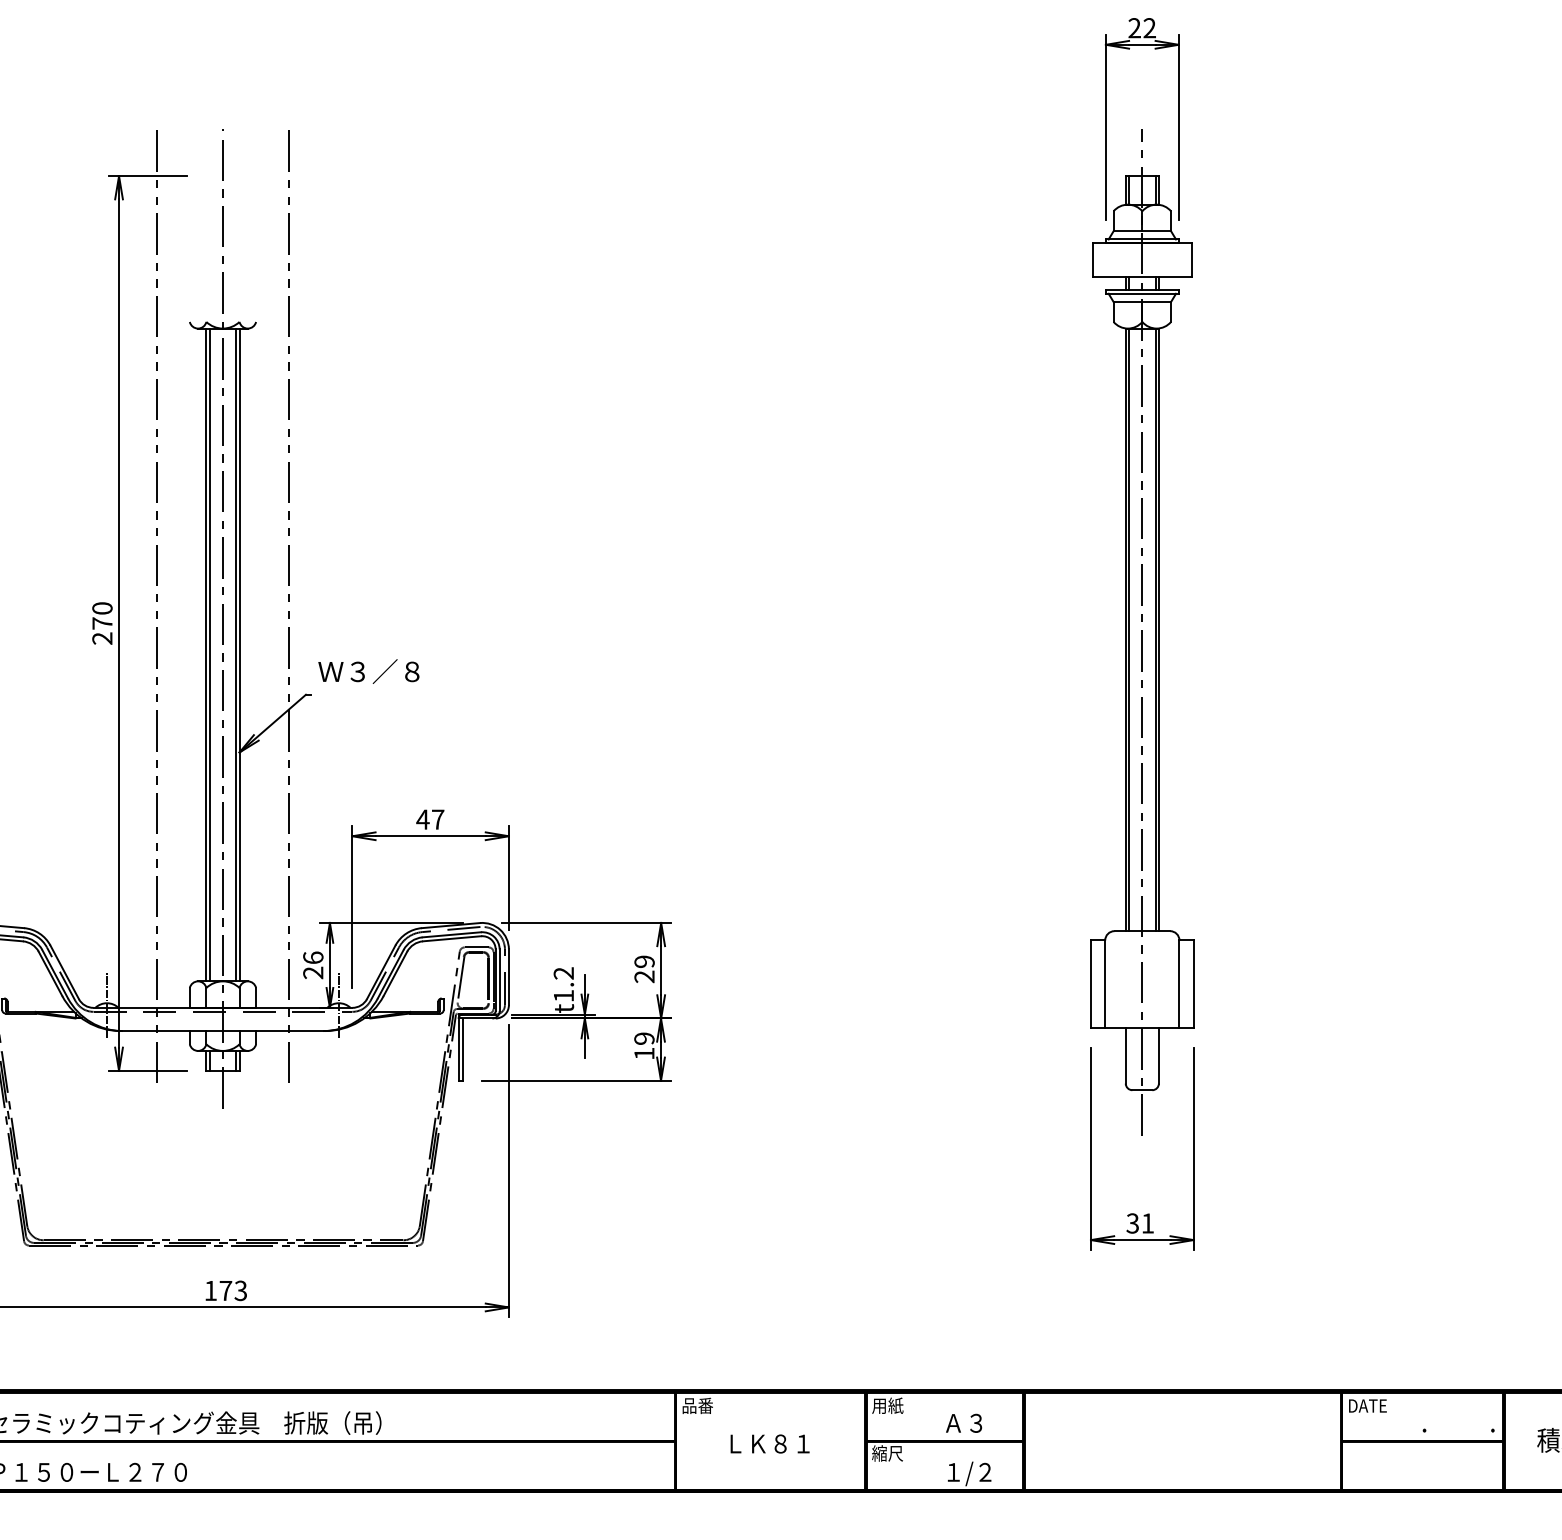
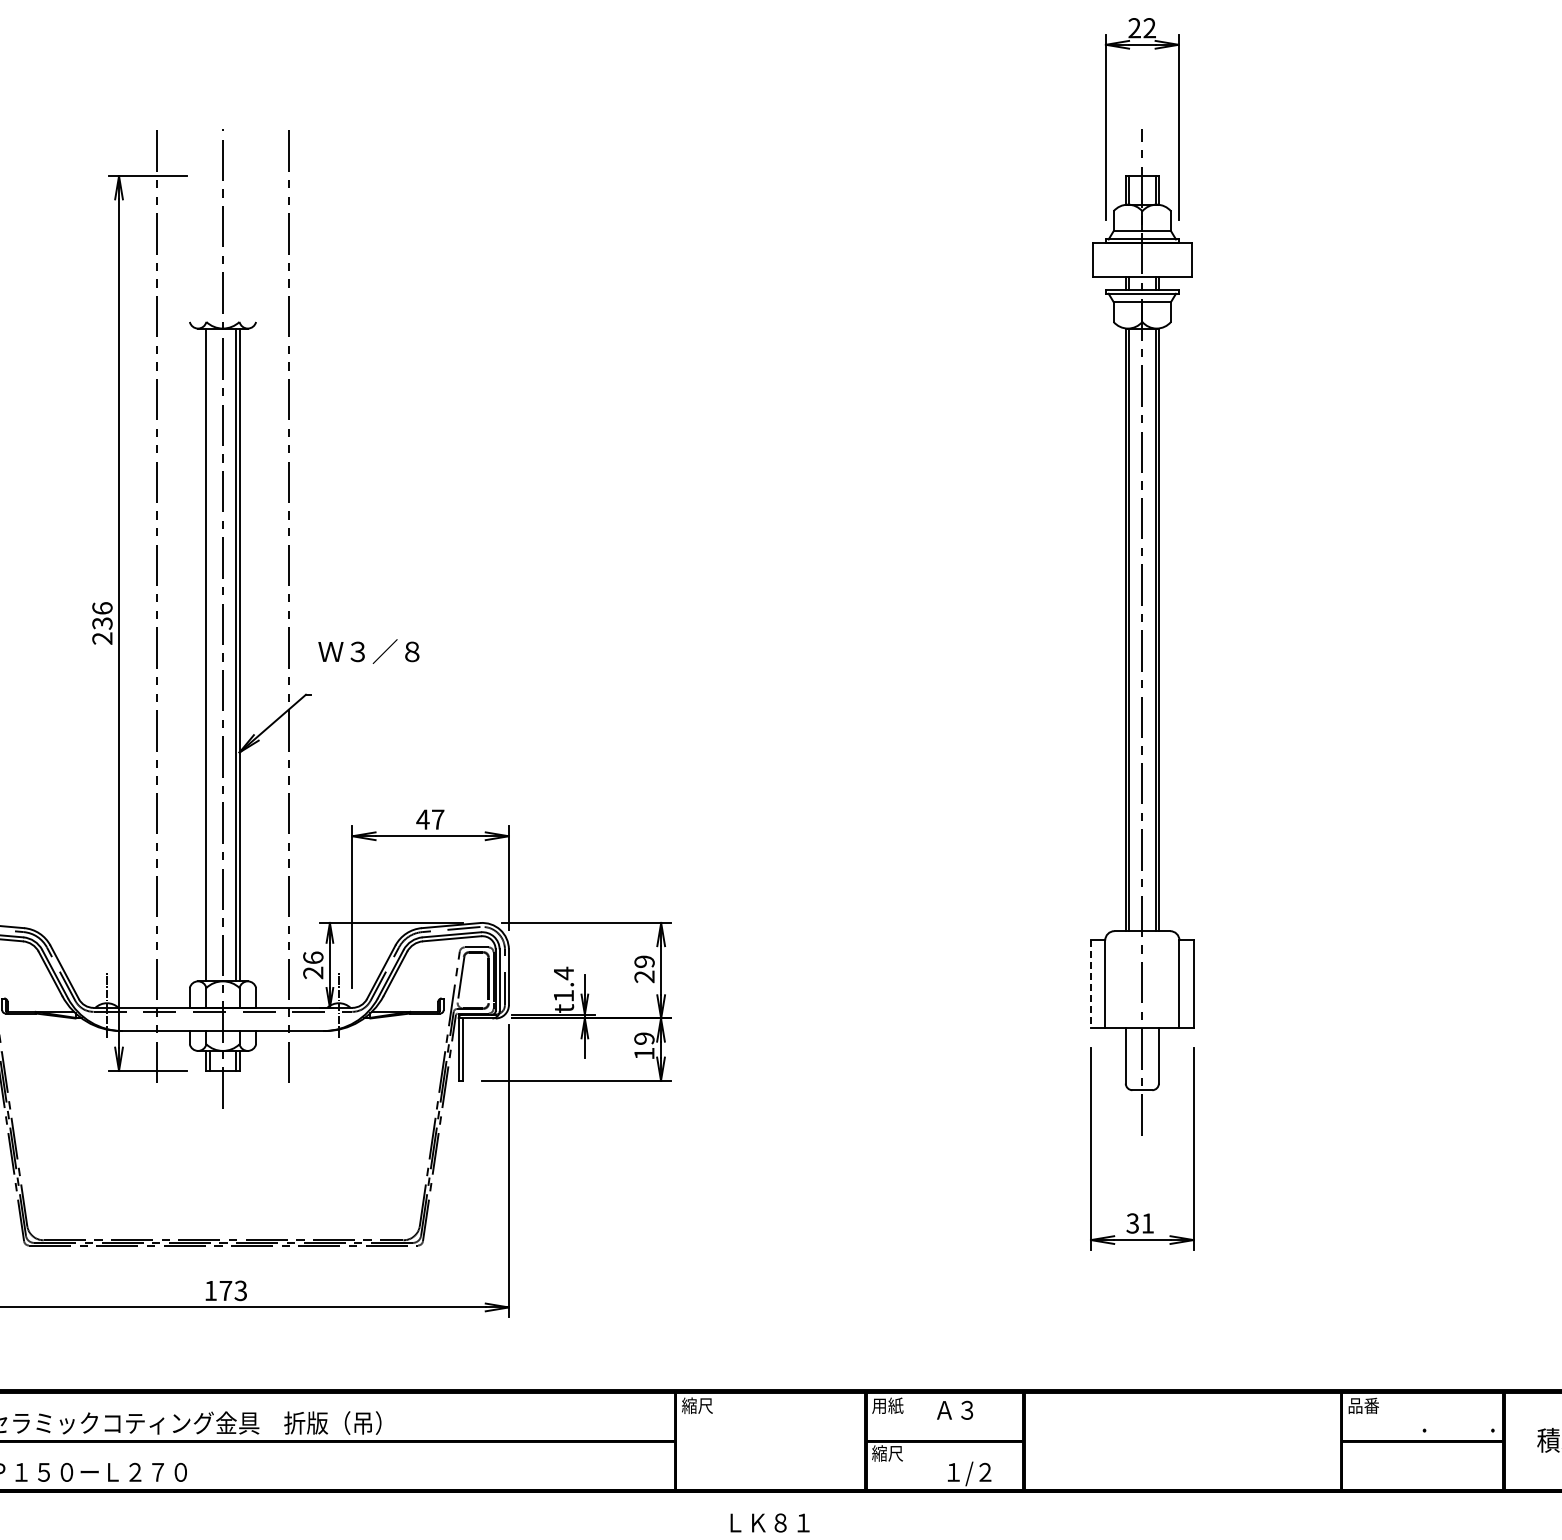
text: 270 -> 236 (102, 615)
line: present -> none (209, 654)
text position: (368, 671) -> (368, 651) (368, 651)
text: t1.2 -> t1.4 (563, 973)
line: solid -> dashed (1090, 984)
text: 品番 -> 縮尺 (697, 1405)
text: DATE -> 品番 (1367, 1405)
text position: (964, 1422) -> (955, 1409) (955, 1409)
text position: (769, 1443) -> (769, 1522) (769, 1522)
